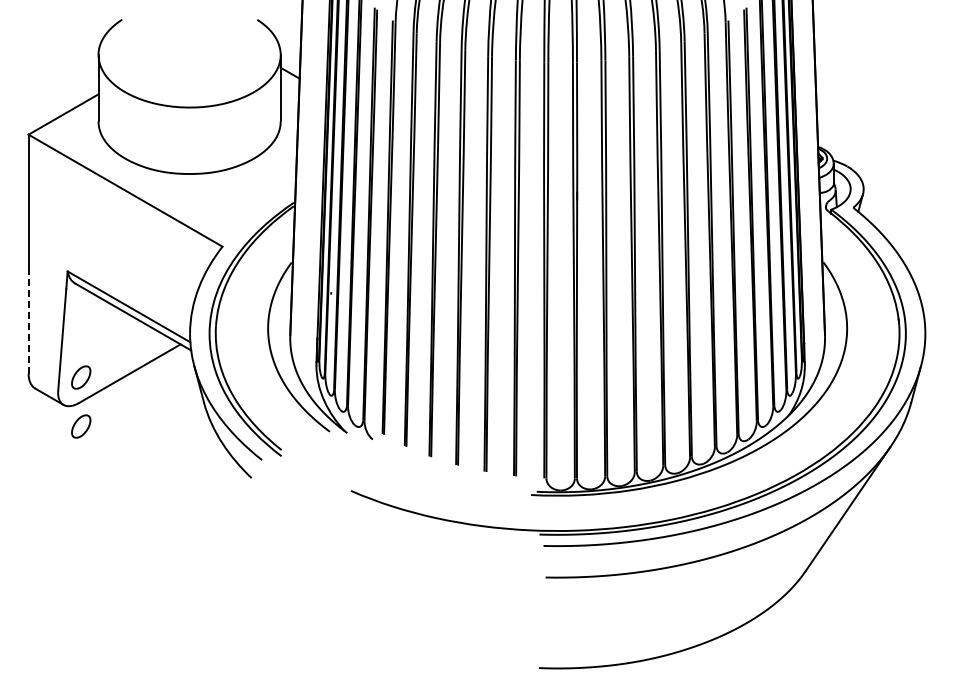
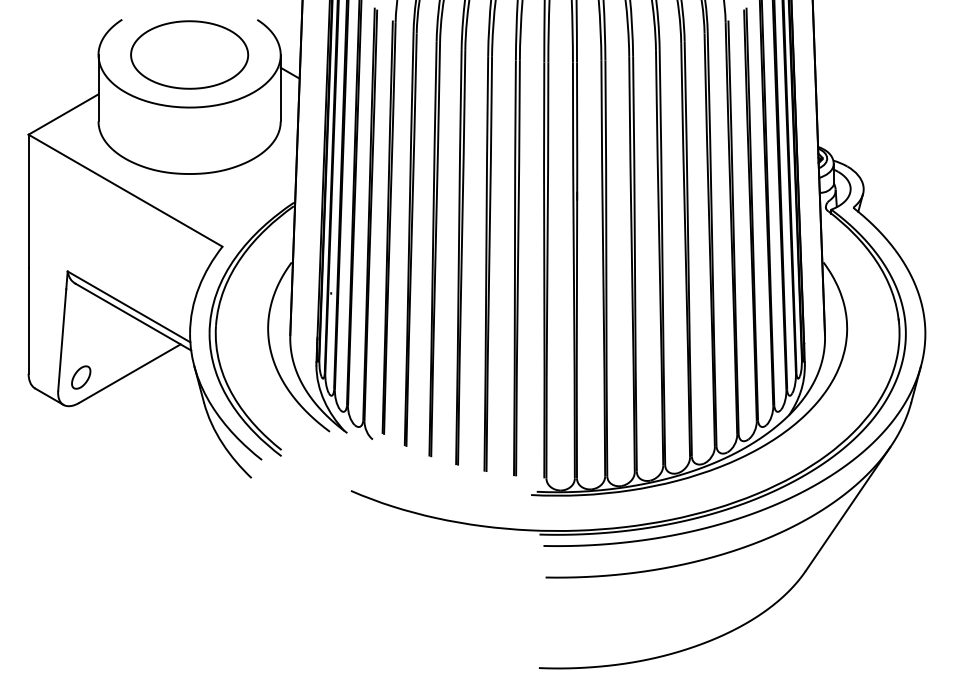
part: none -> present (189, 54)
line: dashed -> solid (28, 320)
part: present -> none (81, 426)
